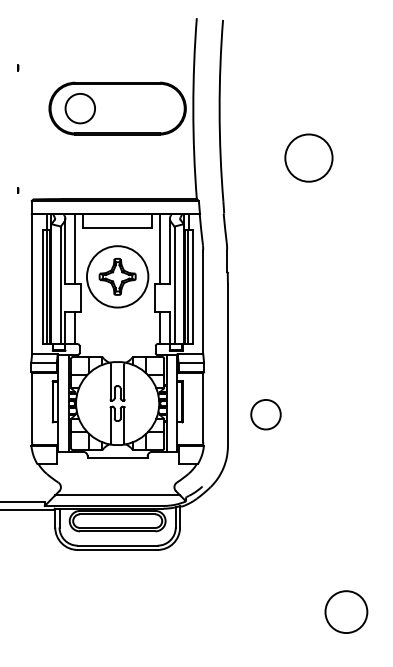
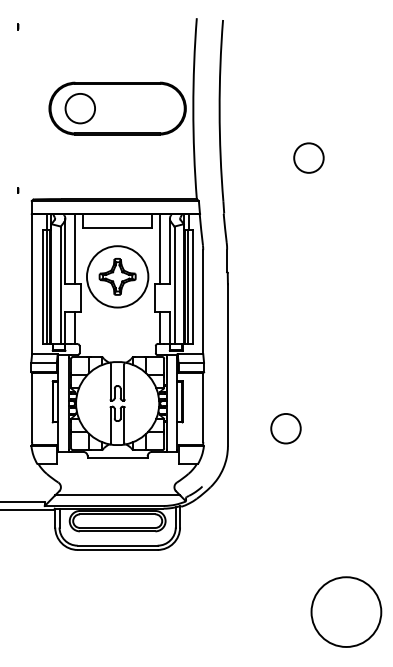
part position: (18, 67) -> (18, 26) (18, 26)
circle diameter: 47 px -> 30 px (308, 157)
circle position: (265, 414) -> (285, 428) (285, 428)
circle diameter: 42 px -> 70 px (346, 611)
